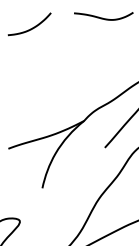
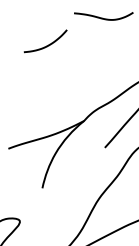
curve position: (30, 28) -> (46, 45) (46, 45)
